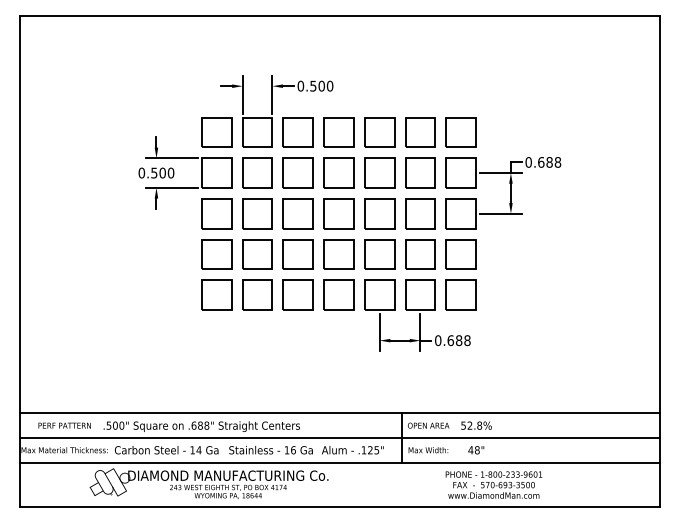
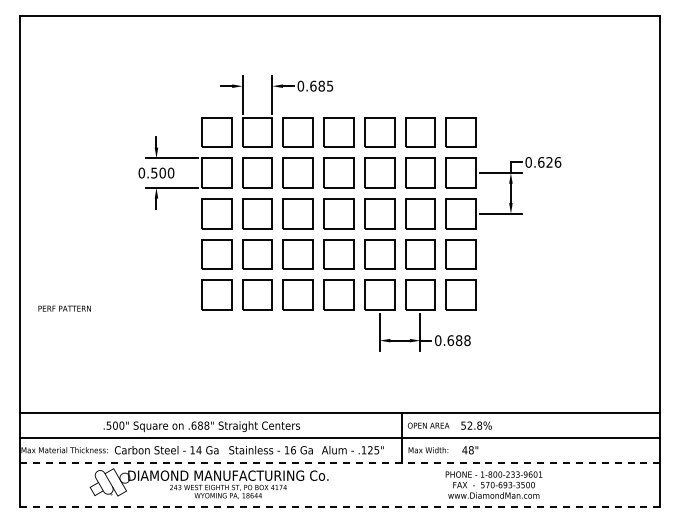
text: 0.500 -> 0.685 (321, 85)
text: 0.688 -> 0.626 (553, 162)
text position: (64, 425) -> (64, 308) (64, 308)
text position: (476, 450) -> (470, 450) (470, 450)
line: solid -> dashed (340, 462)
line: solid -> dashed (340, 507)
